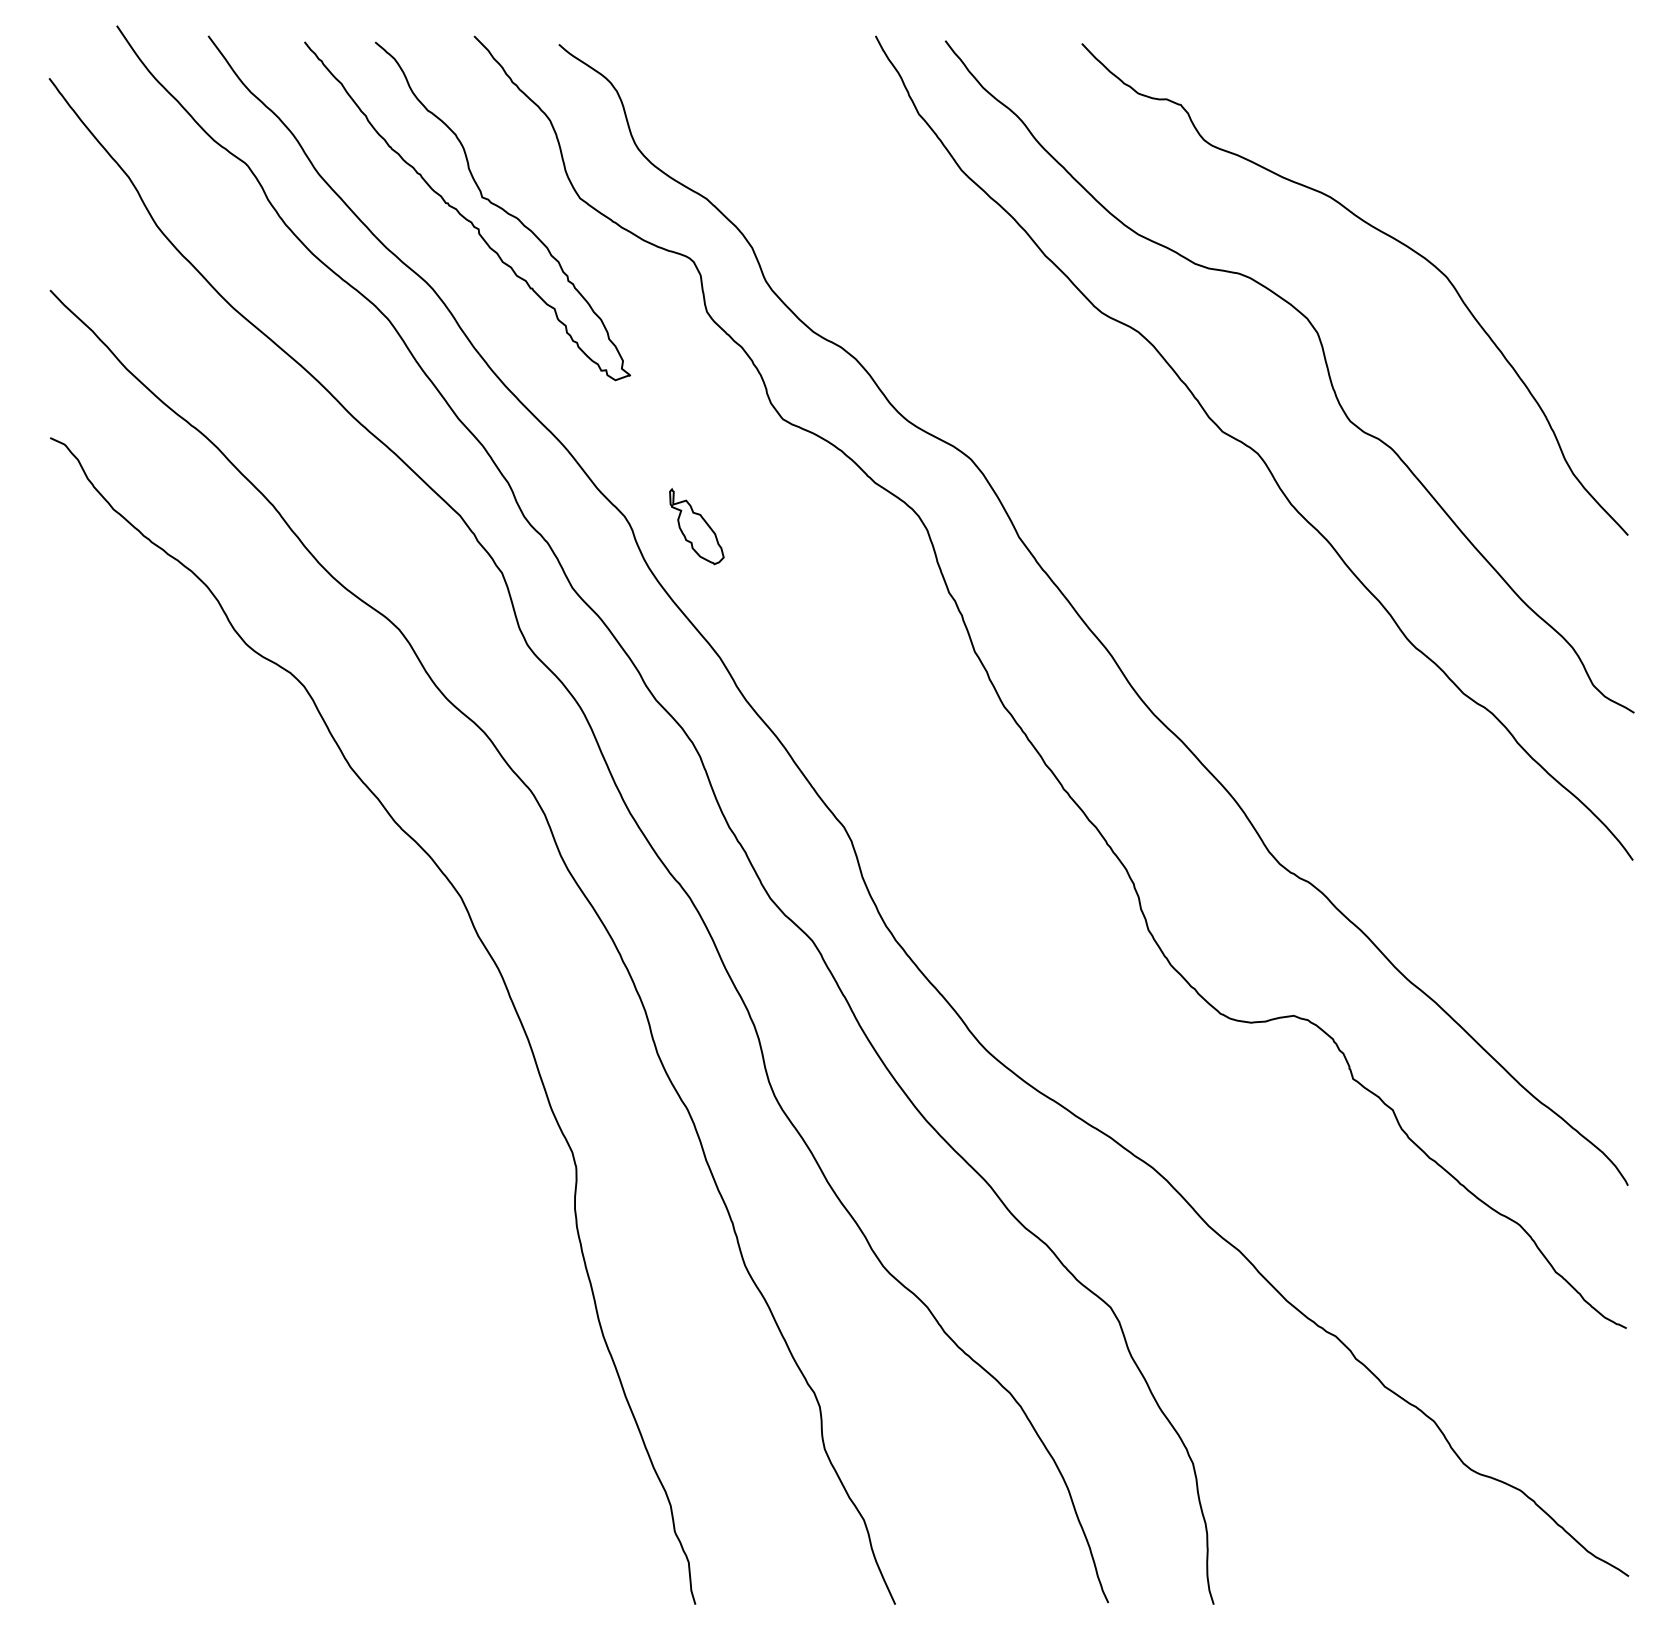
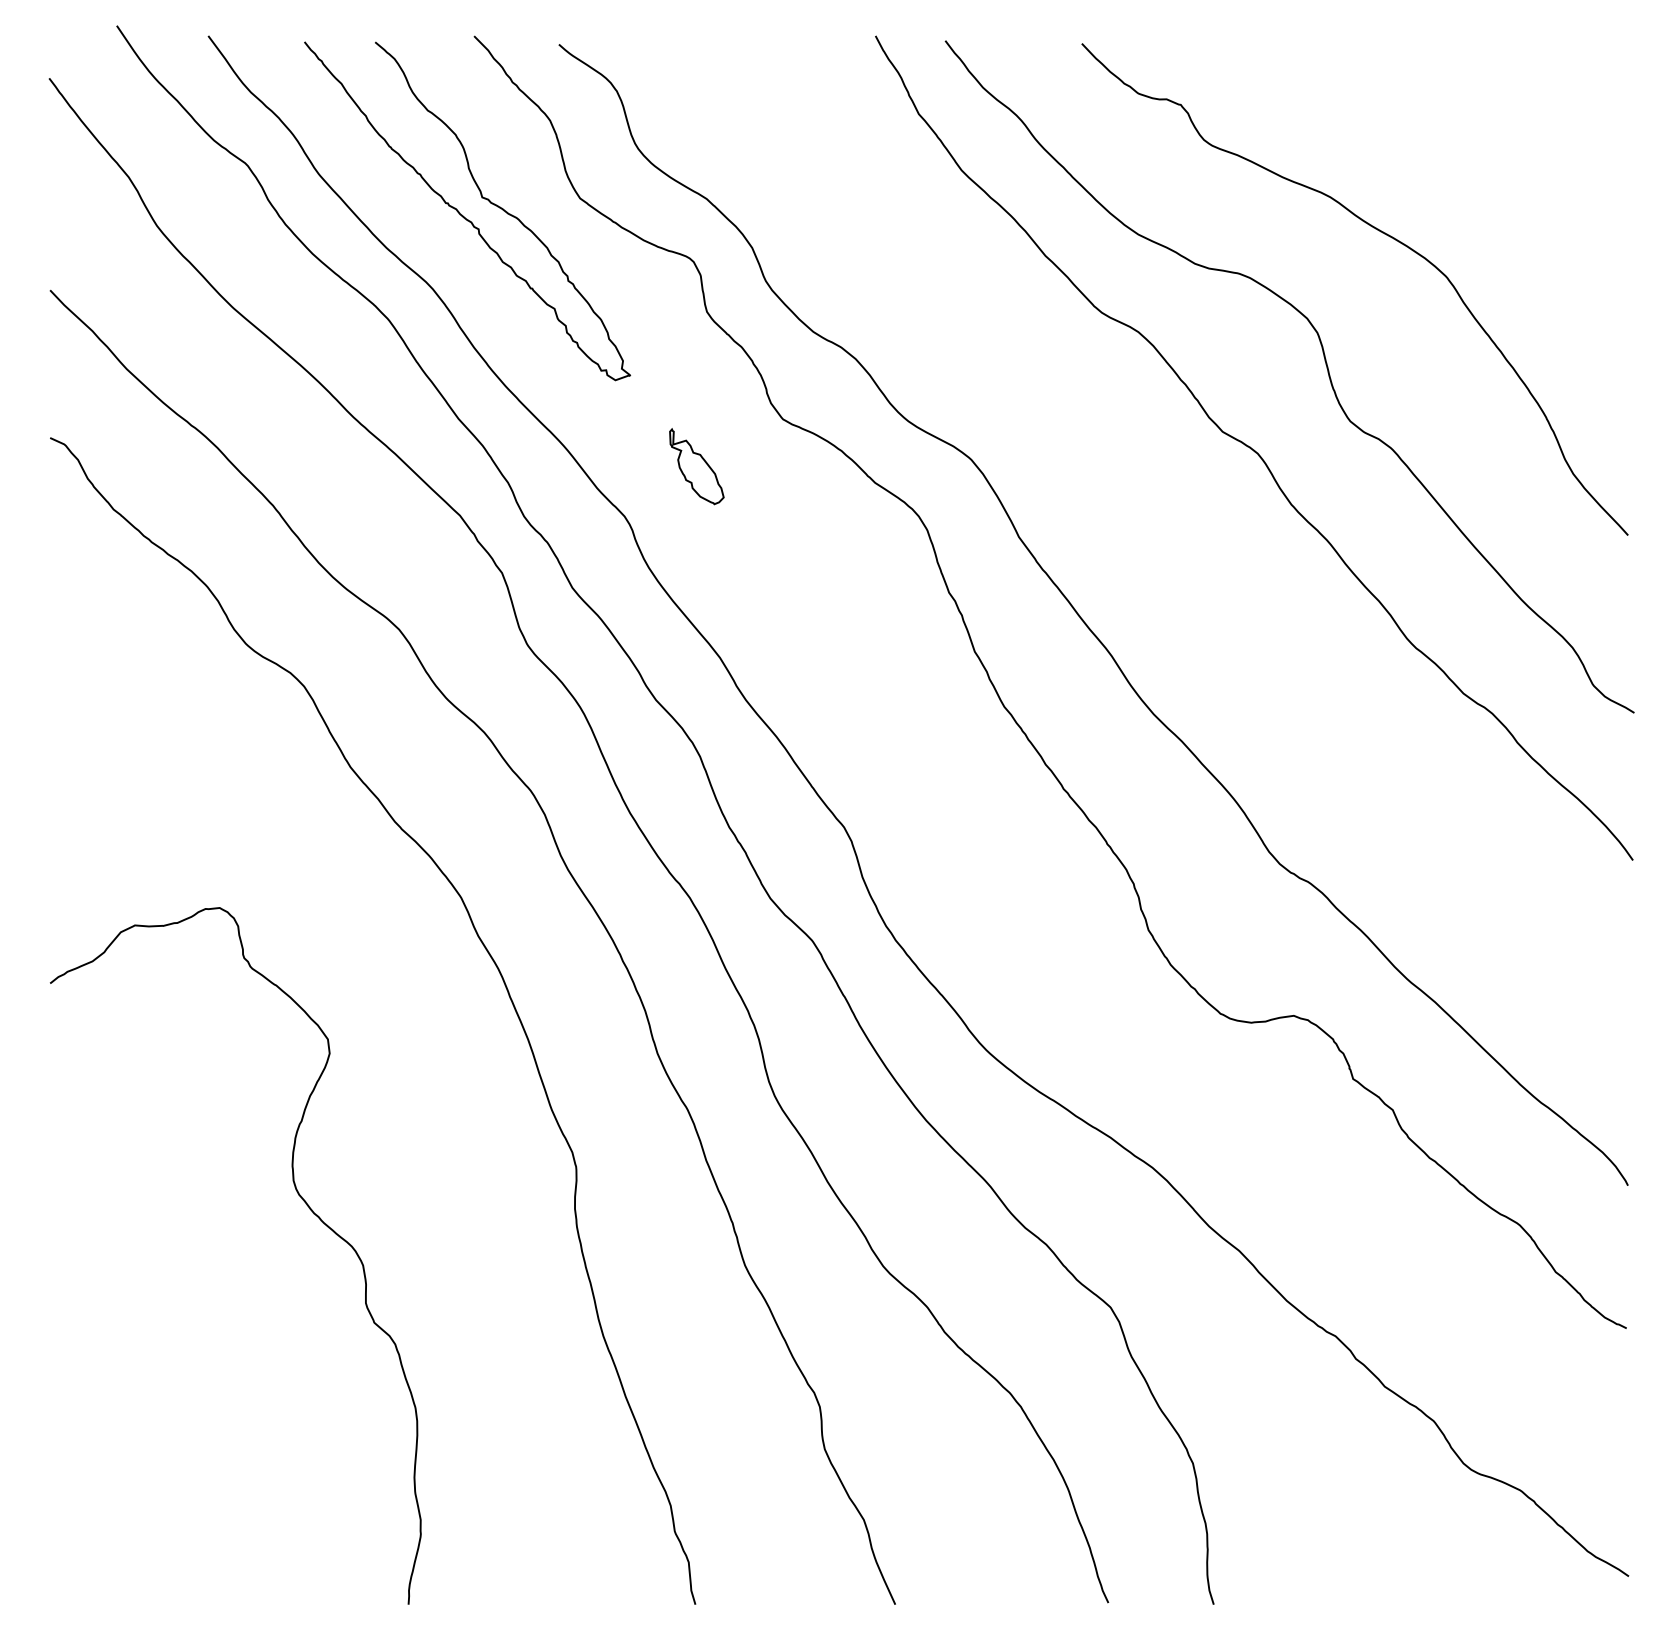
part position: (696, 526) -> (696, 466) (696, 466)
curve: none -> present (302, 1200)
